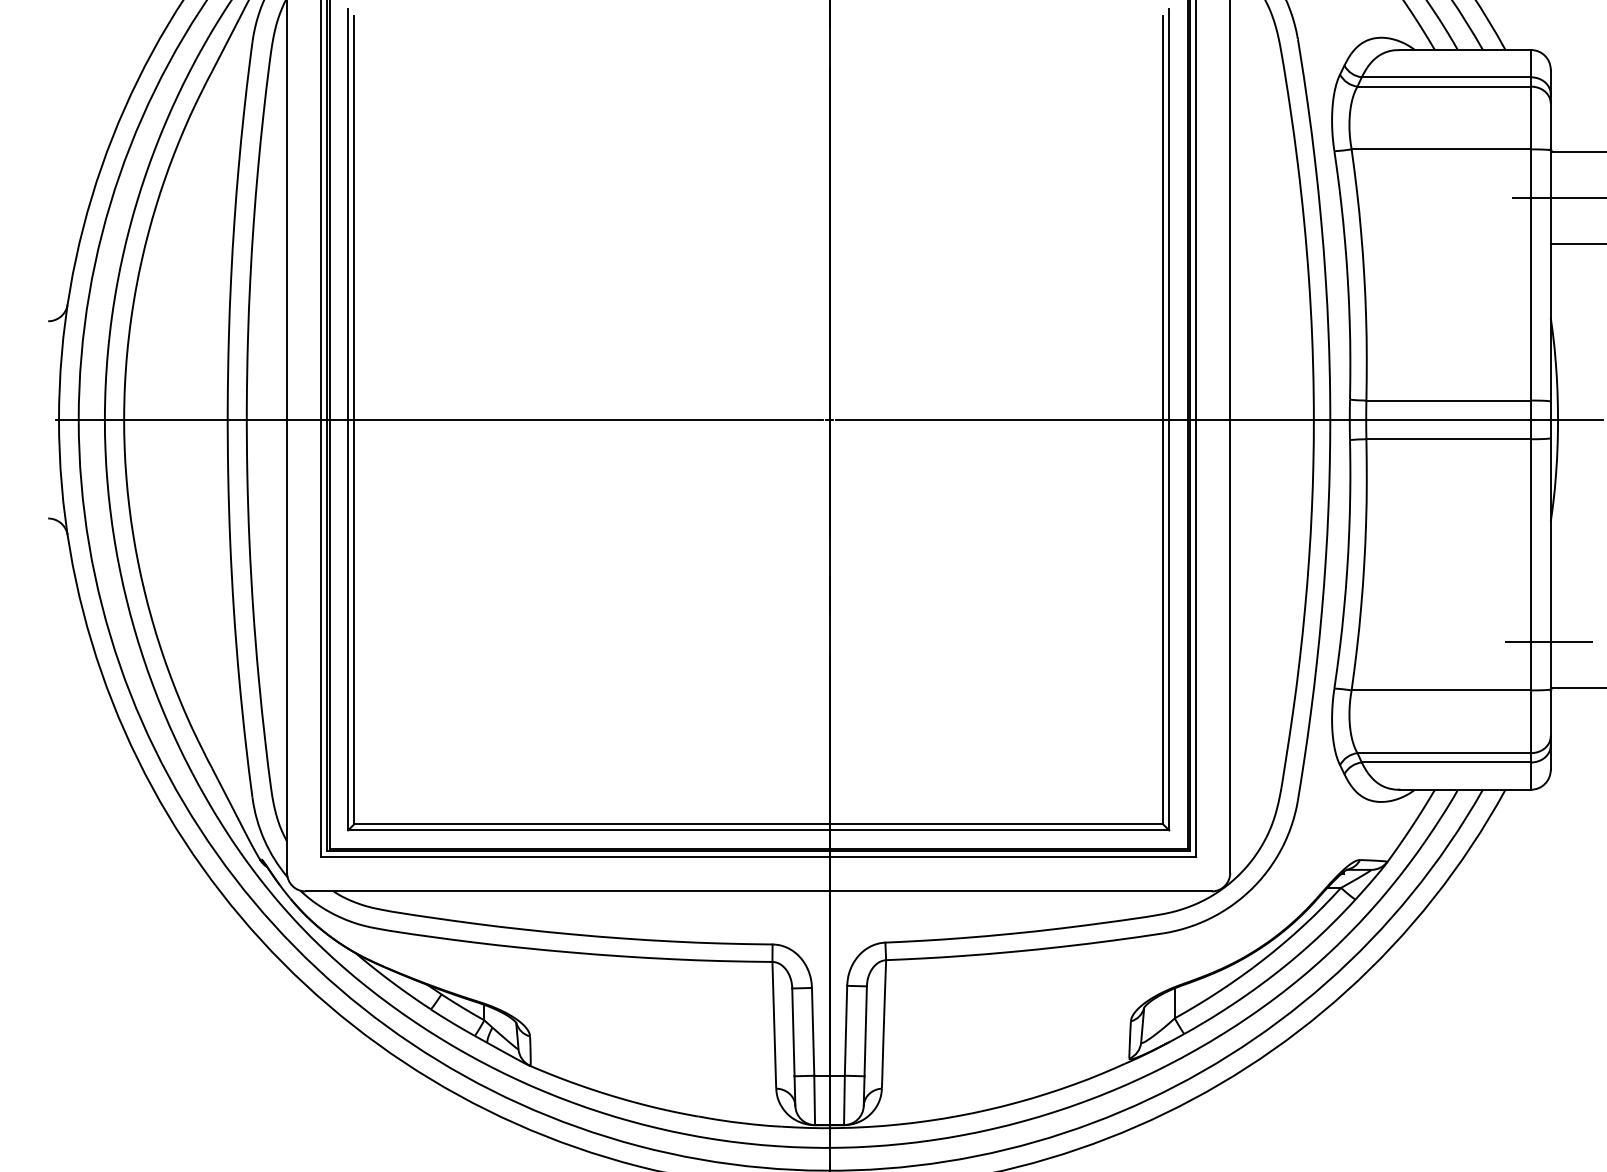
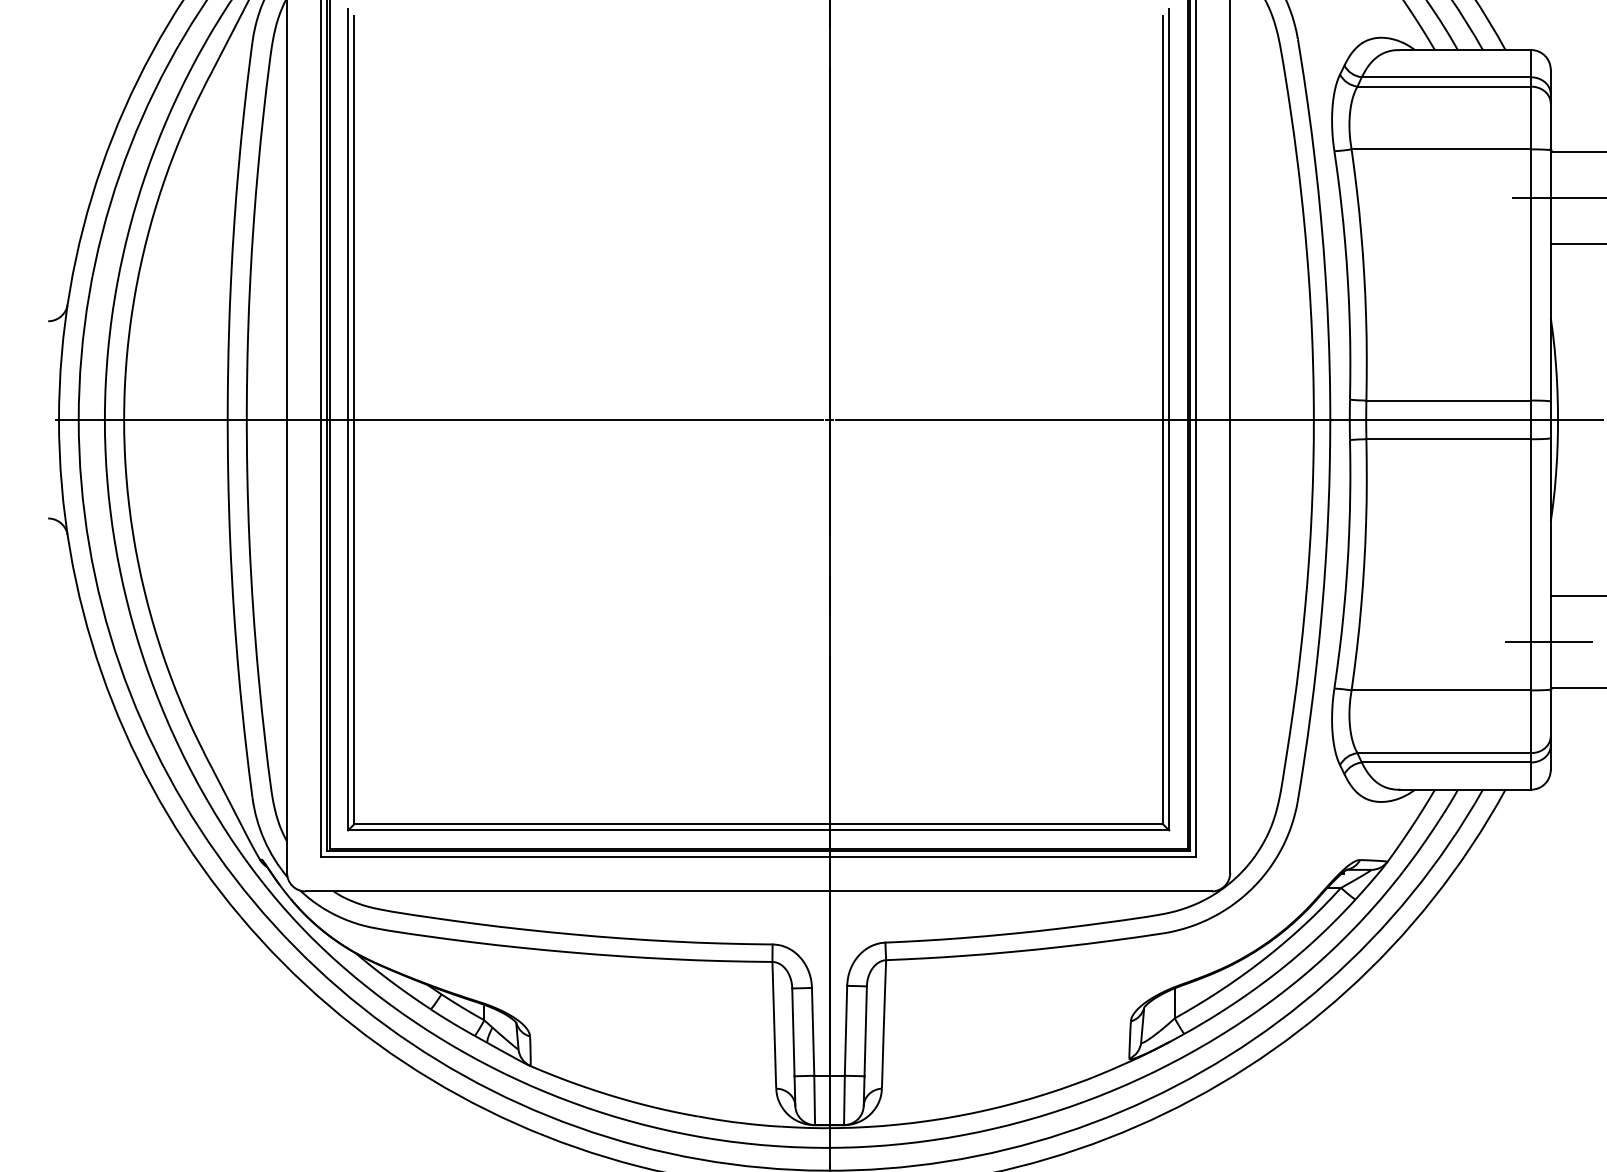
line: none -> present (1576, 595)
